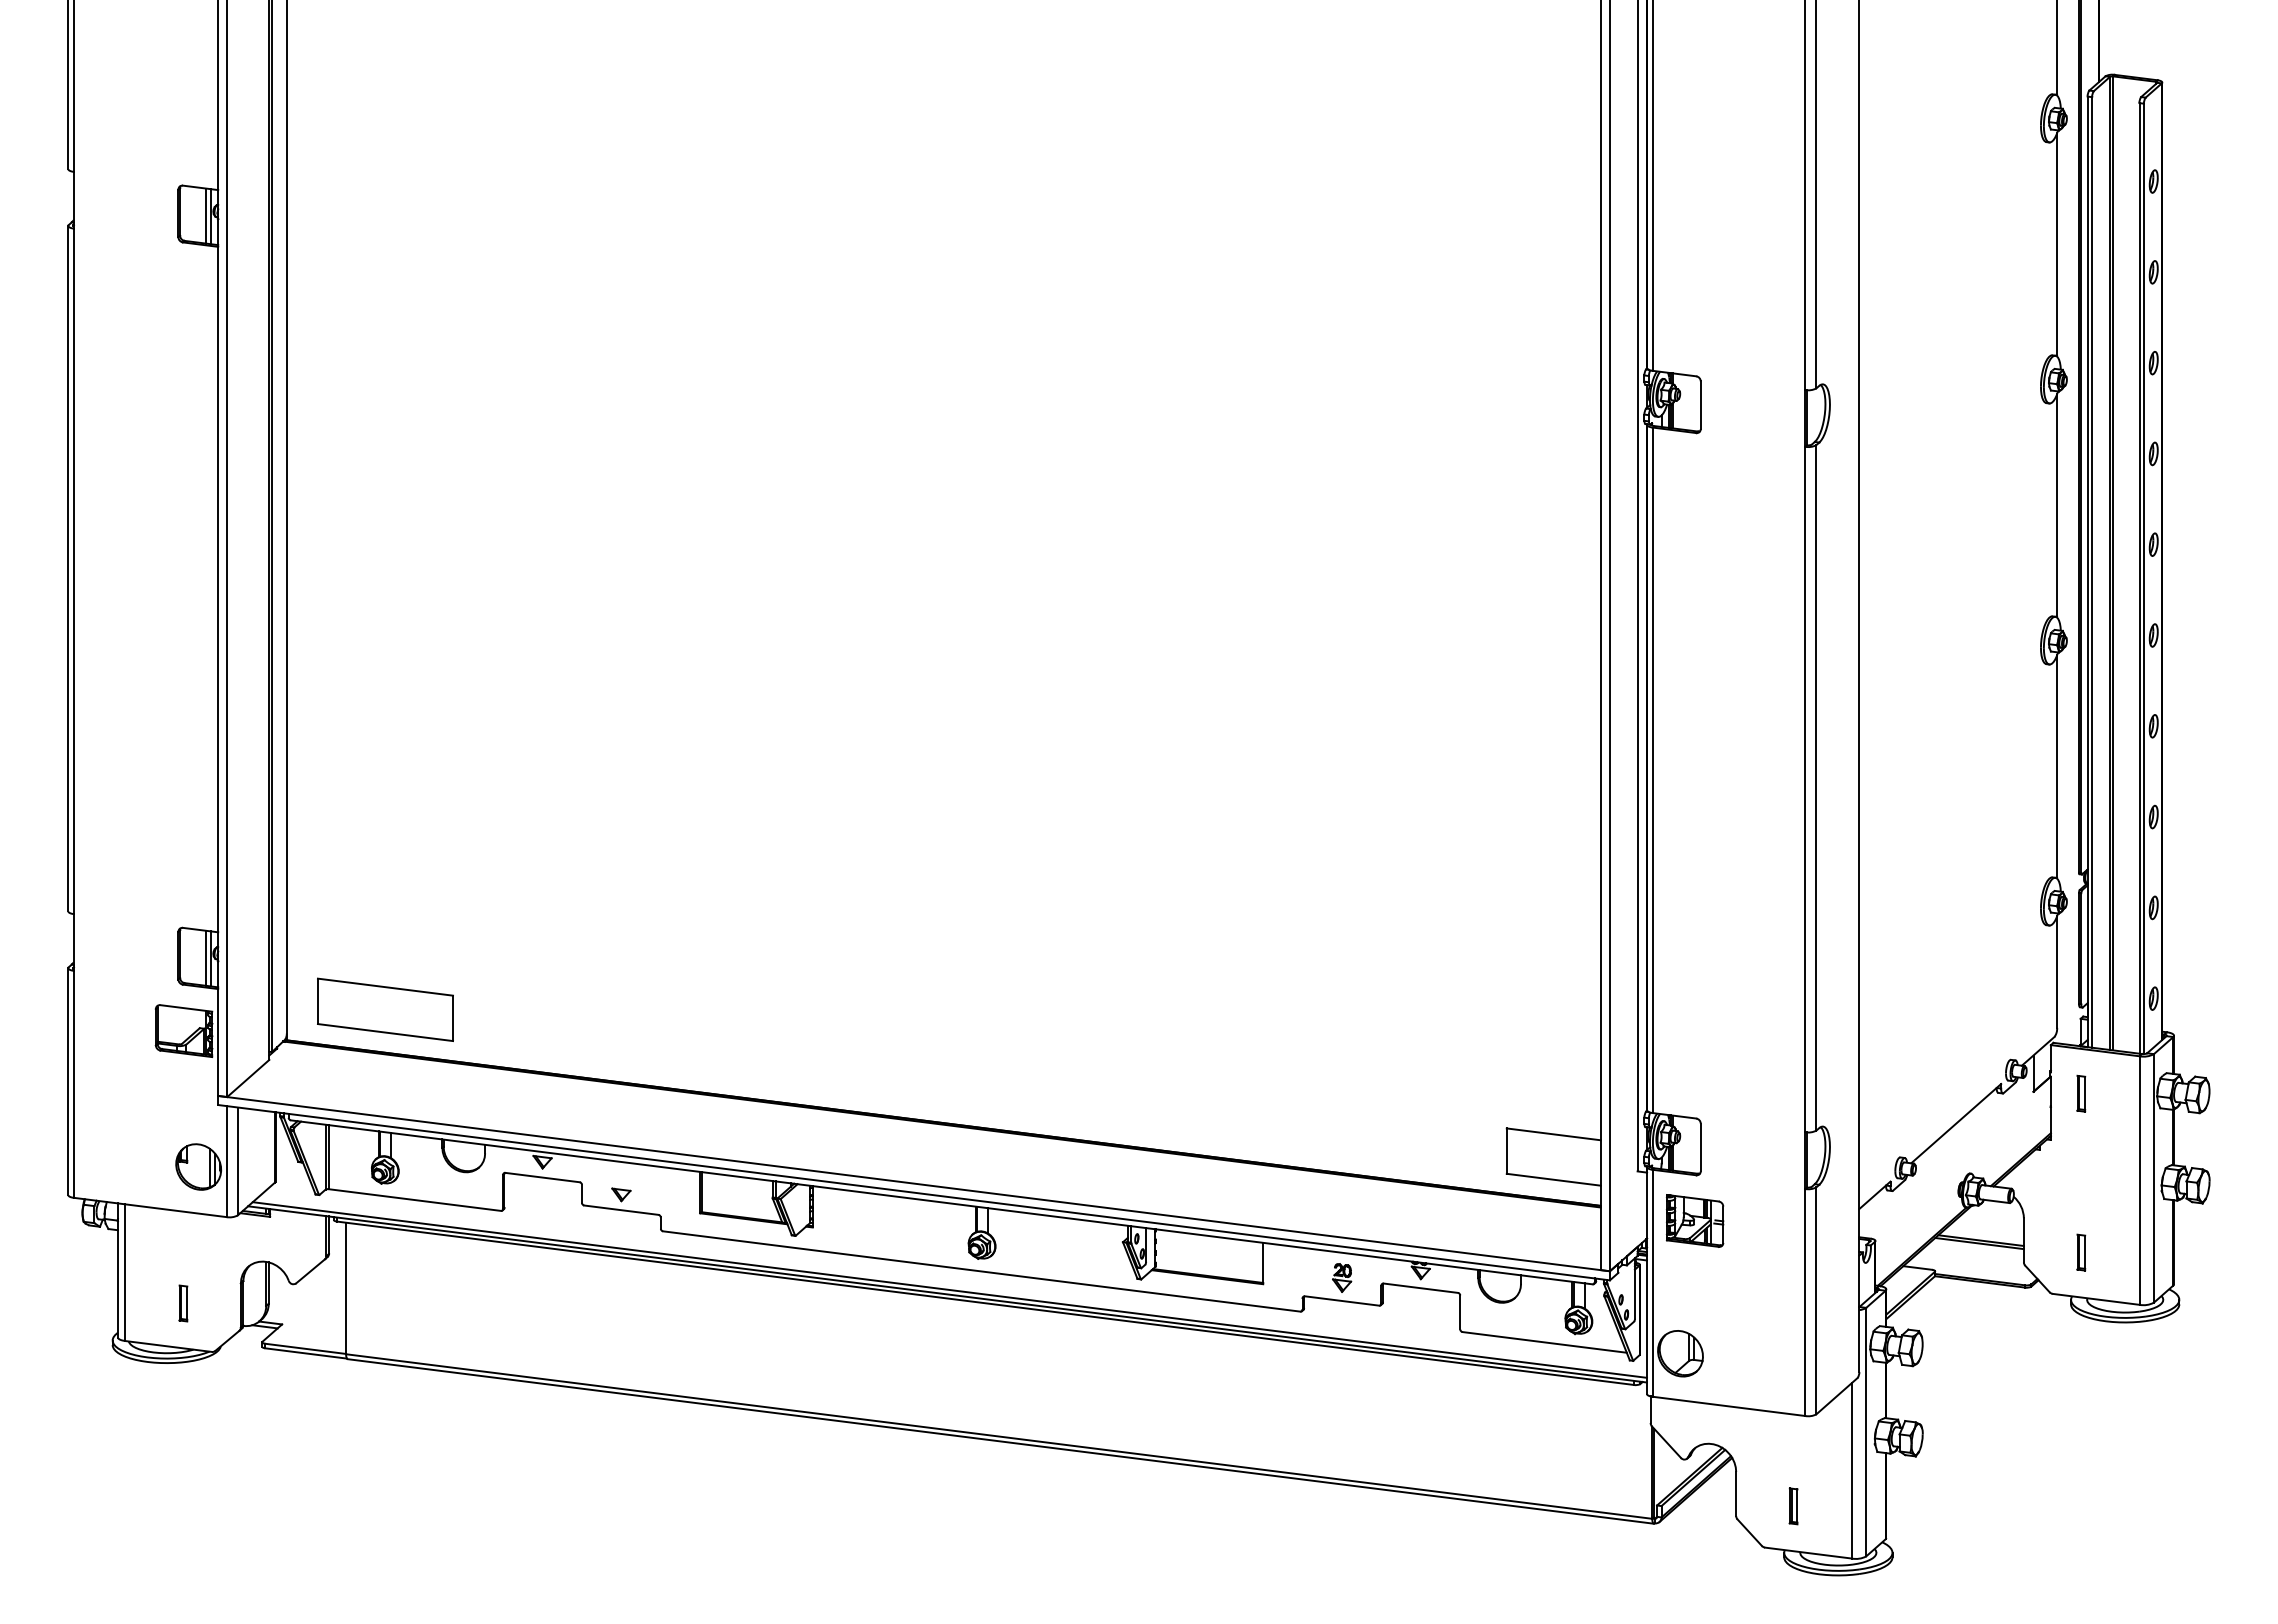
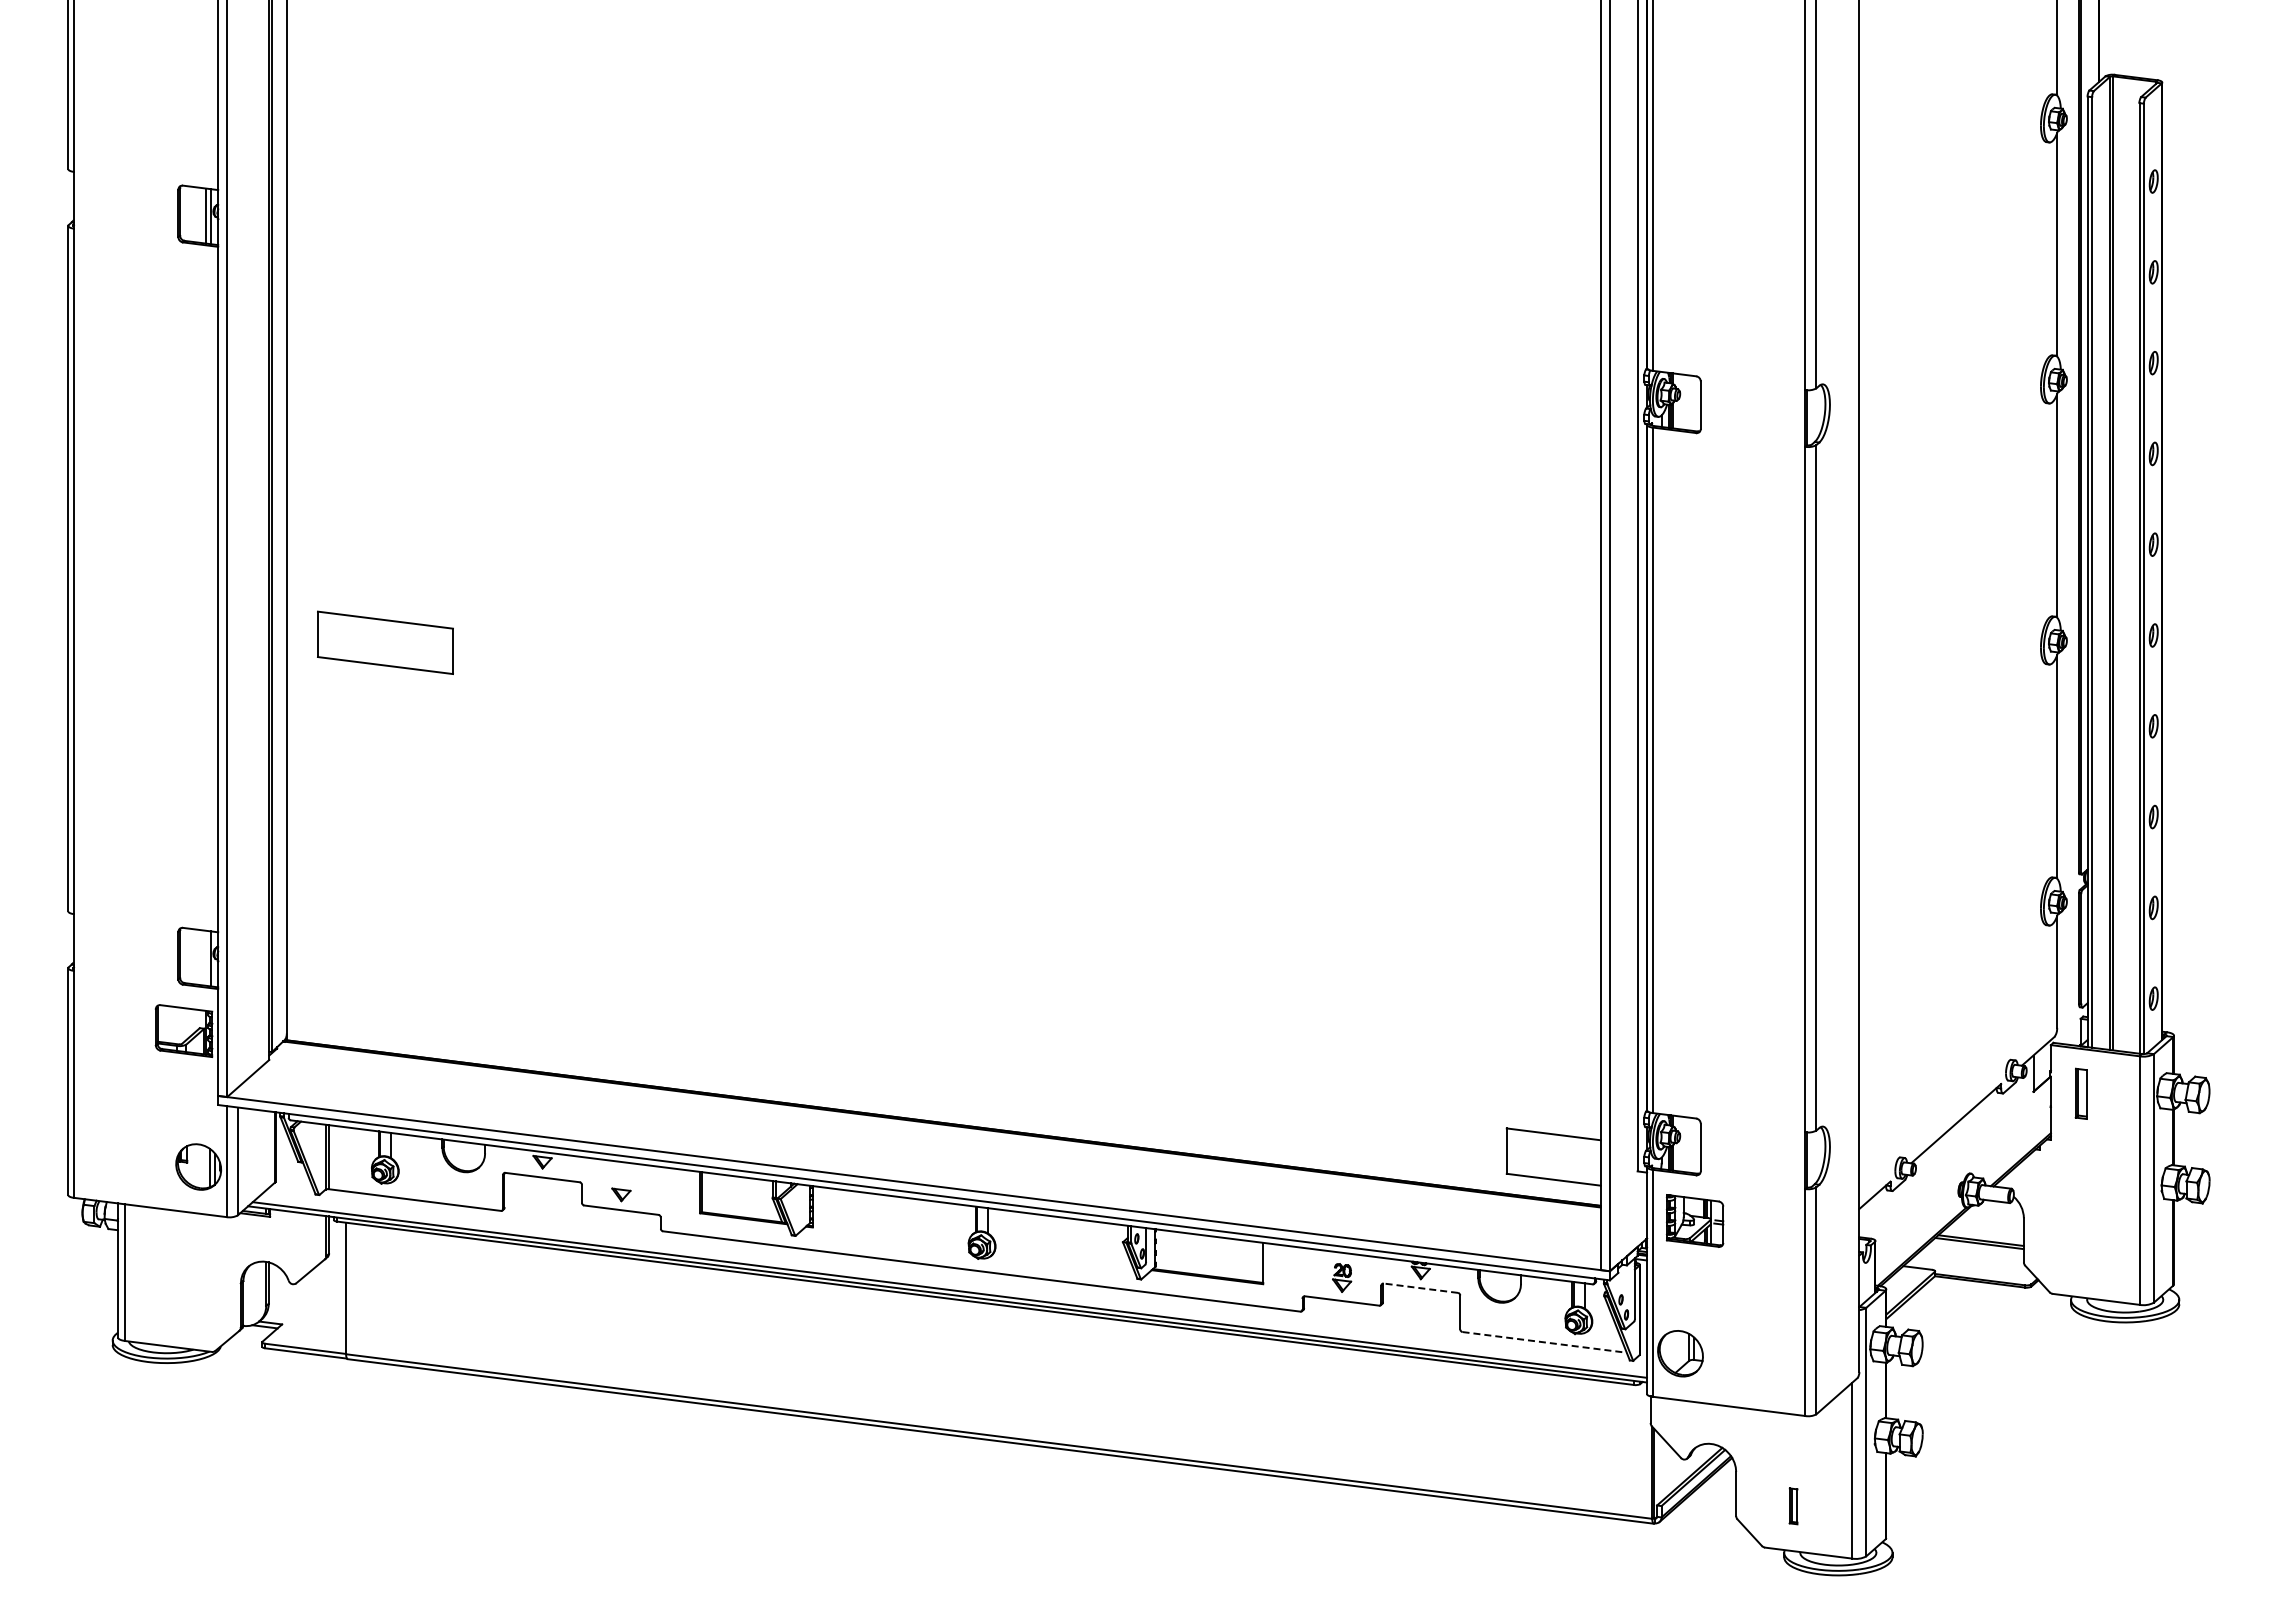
line: present -> none (205, 957)
part position: (385, 1009) -> (385, 642) (385, 642)
part size: 11x39 px -> 14x53 px (2080, 1093)
part: present -> none (2081, 1252)
line: solid -> dashed (1420, 1288)
part: present -> none (183, 1303)
line: solid -> dashed (1544, 1342)
